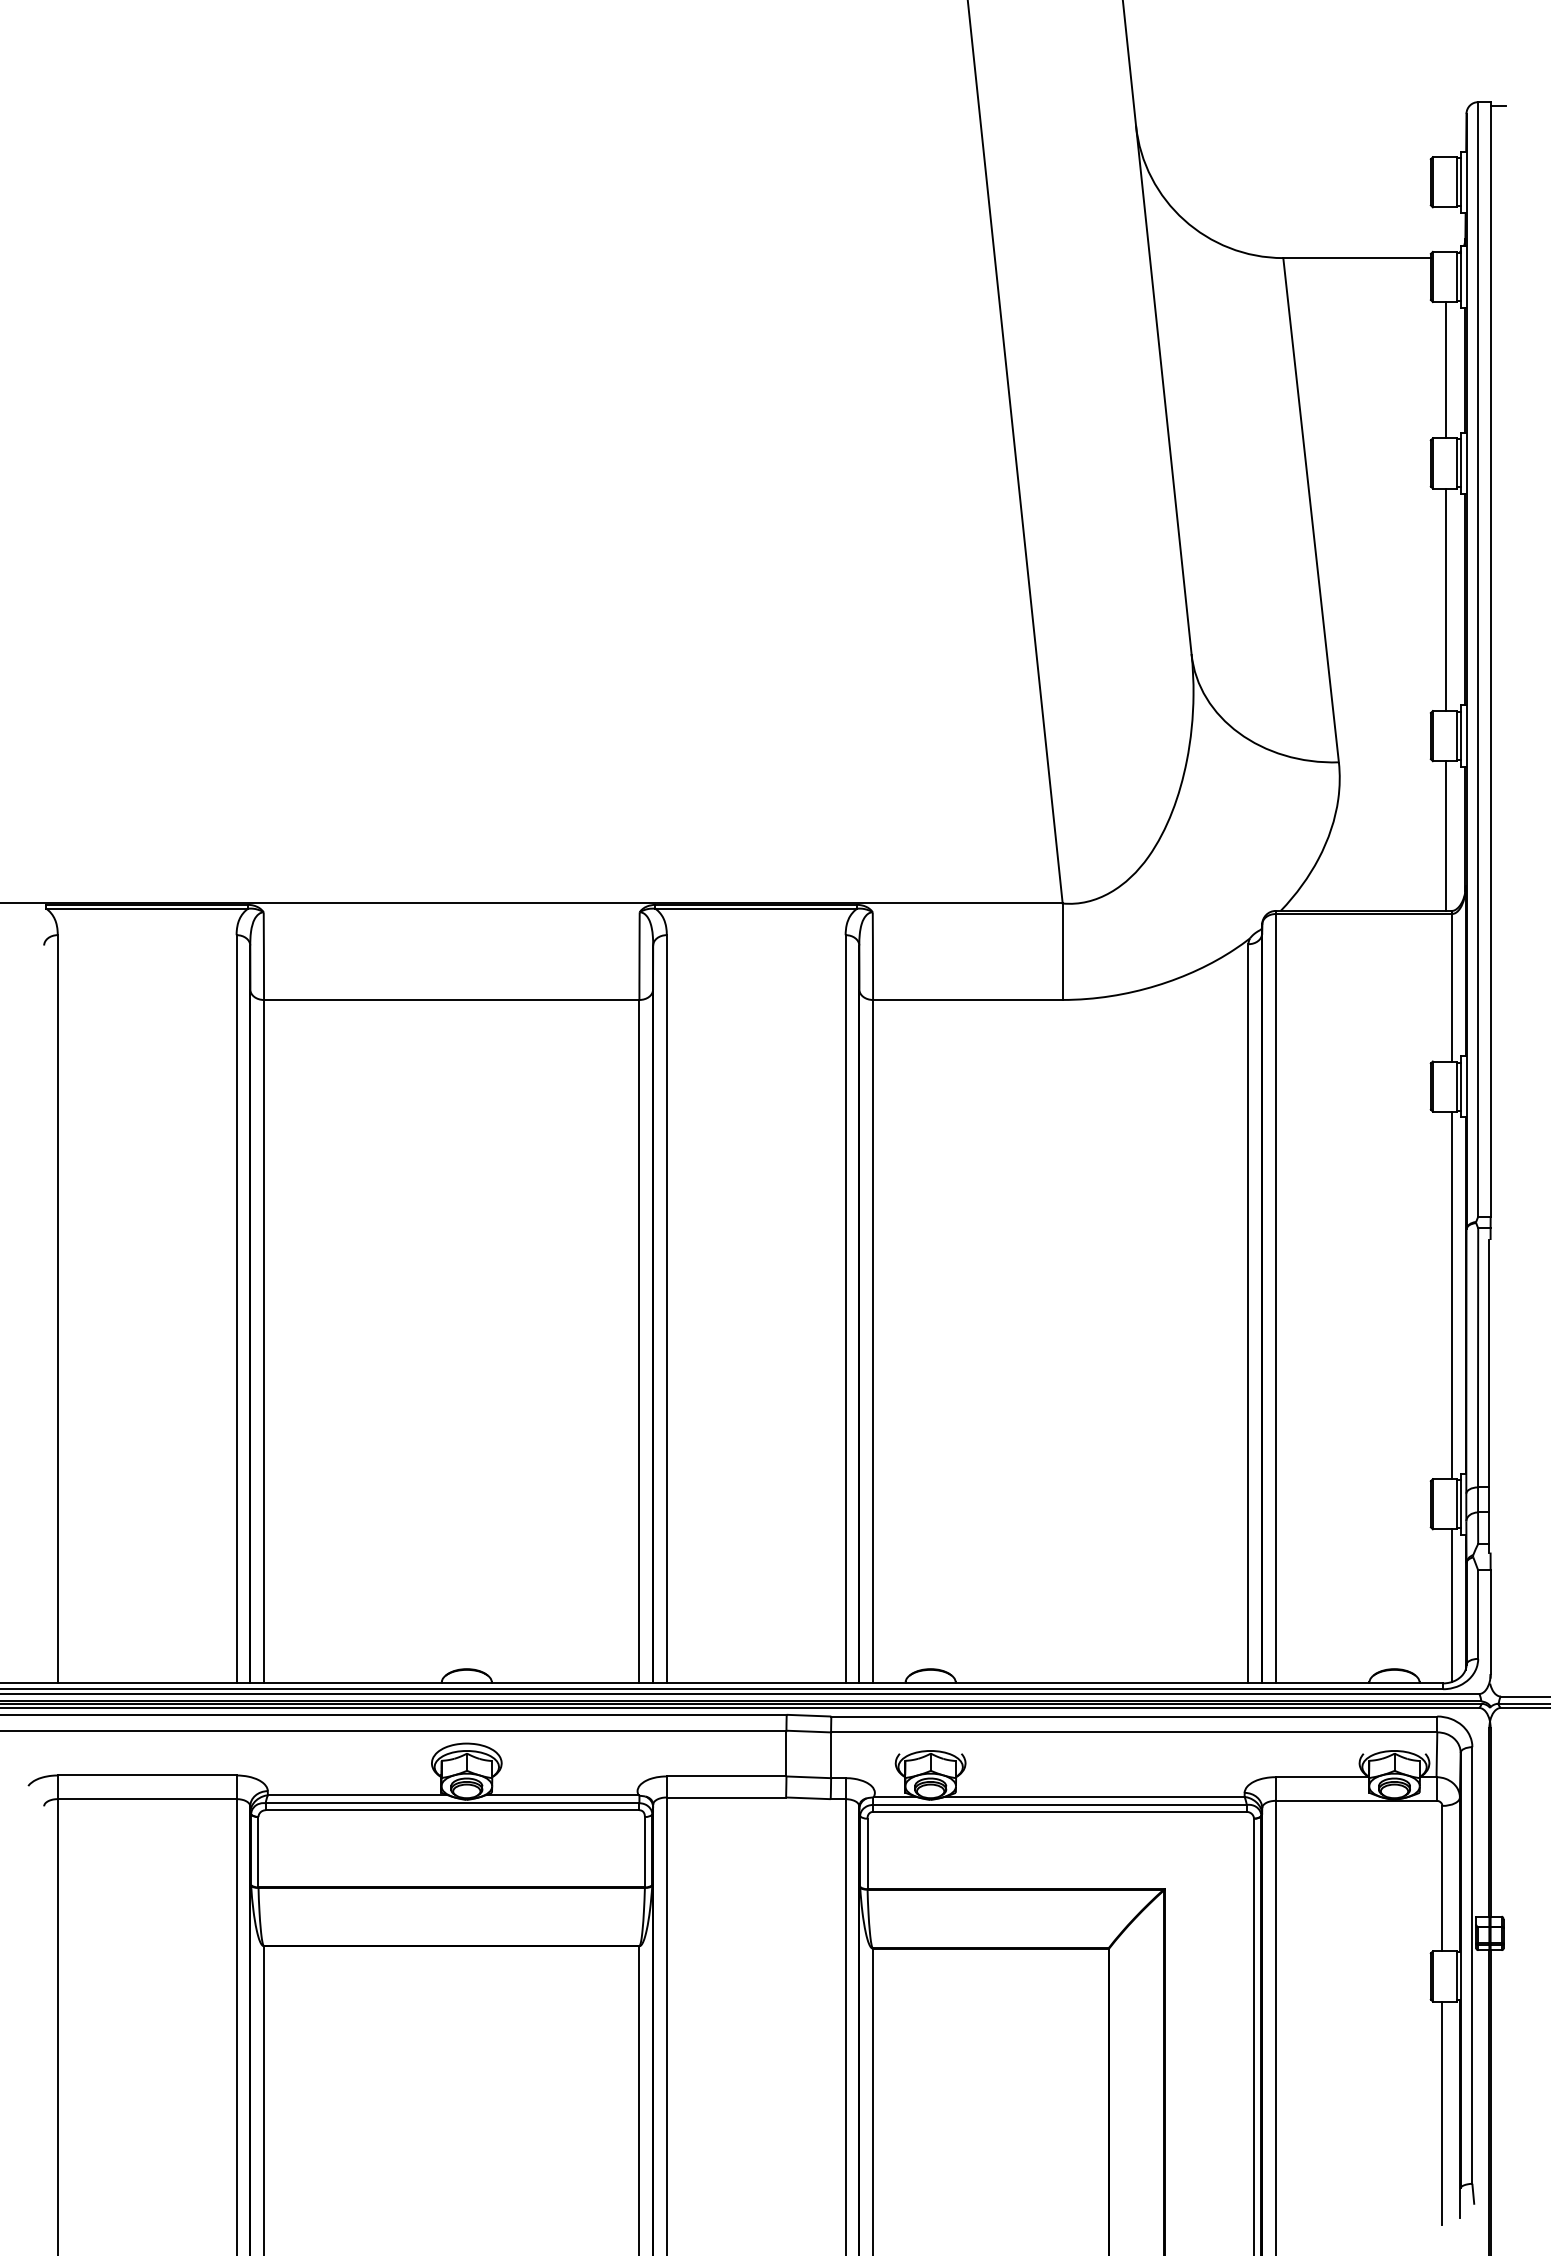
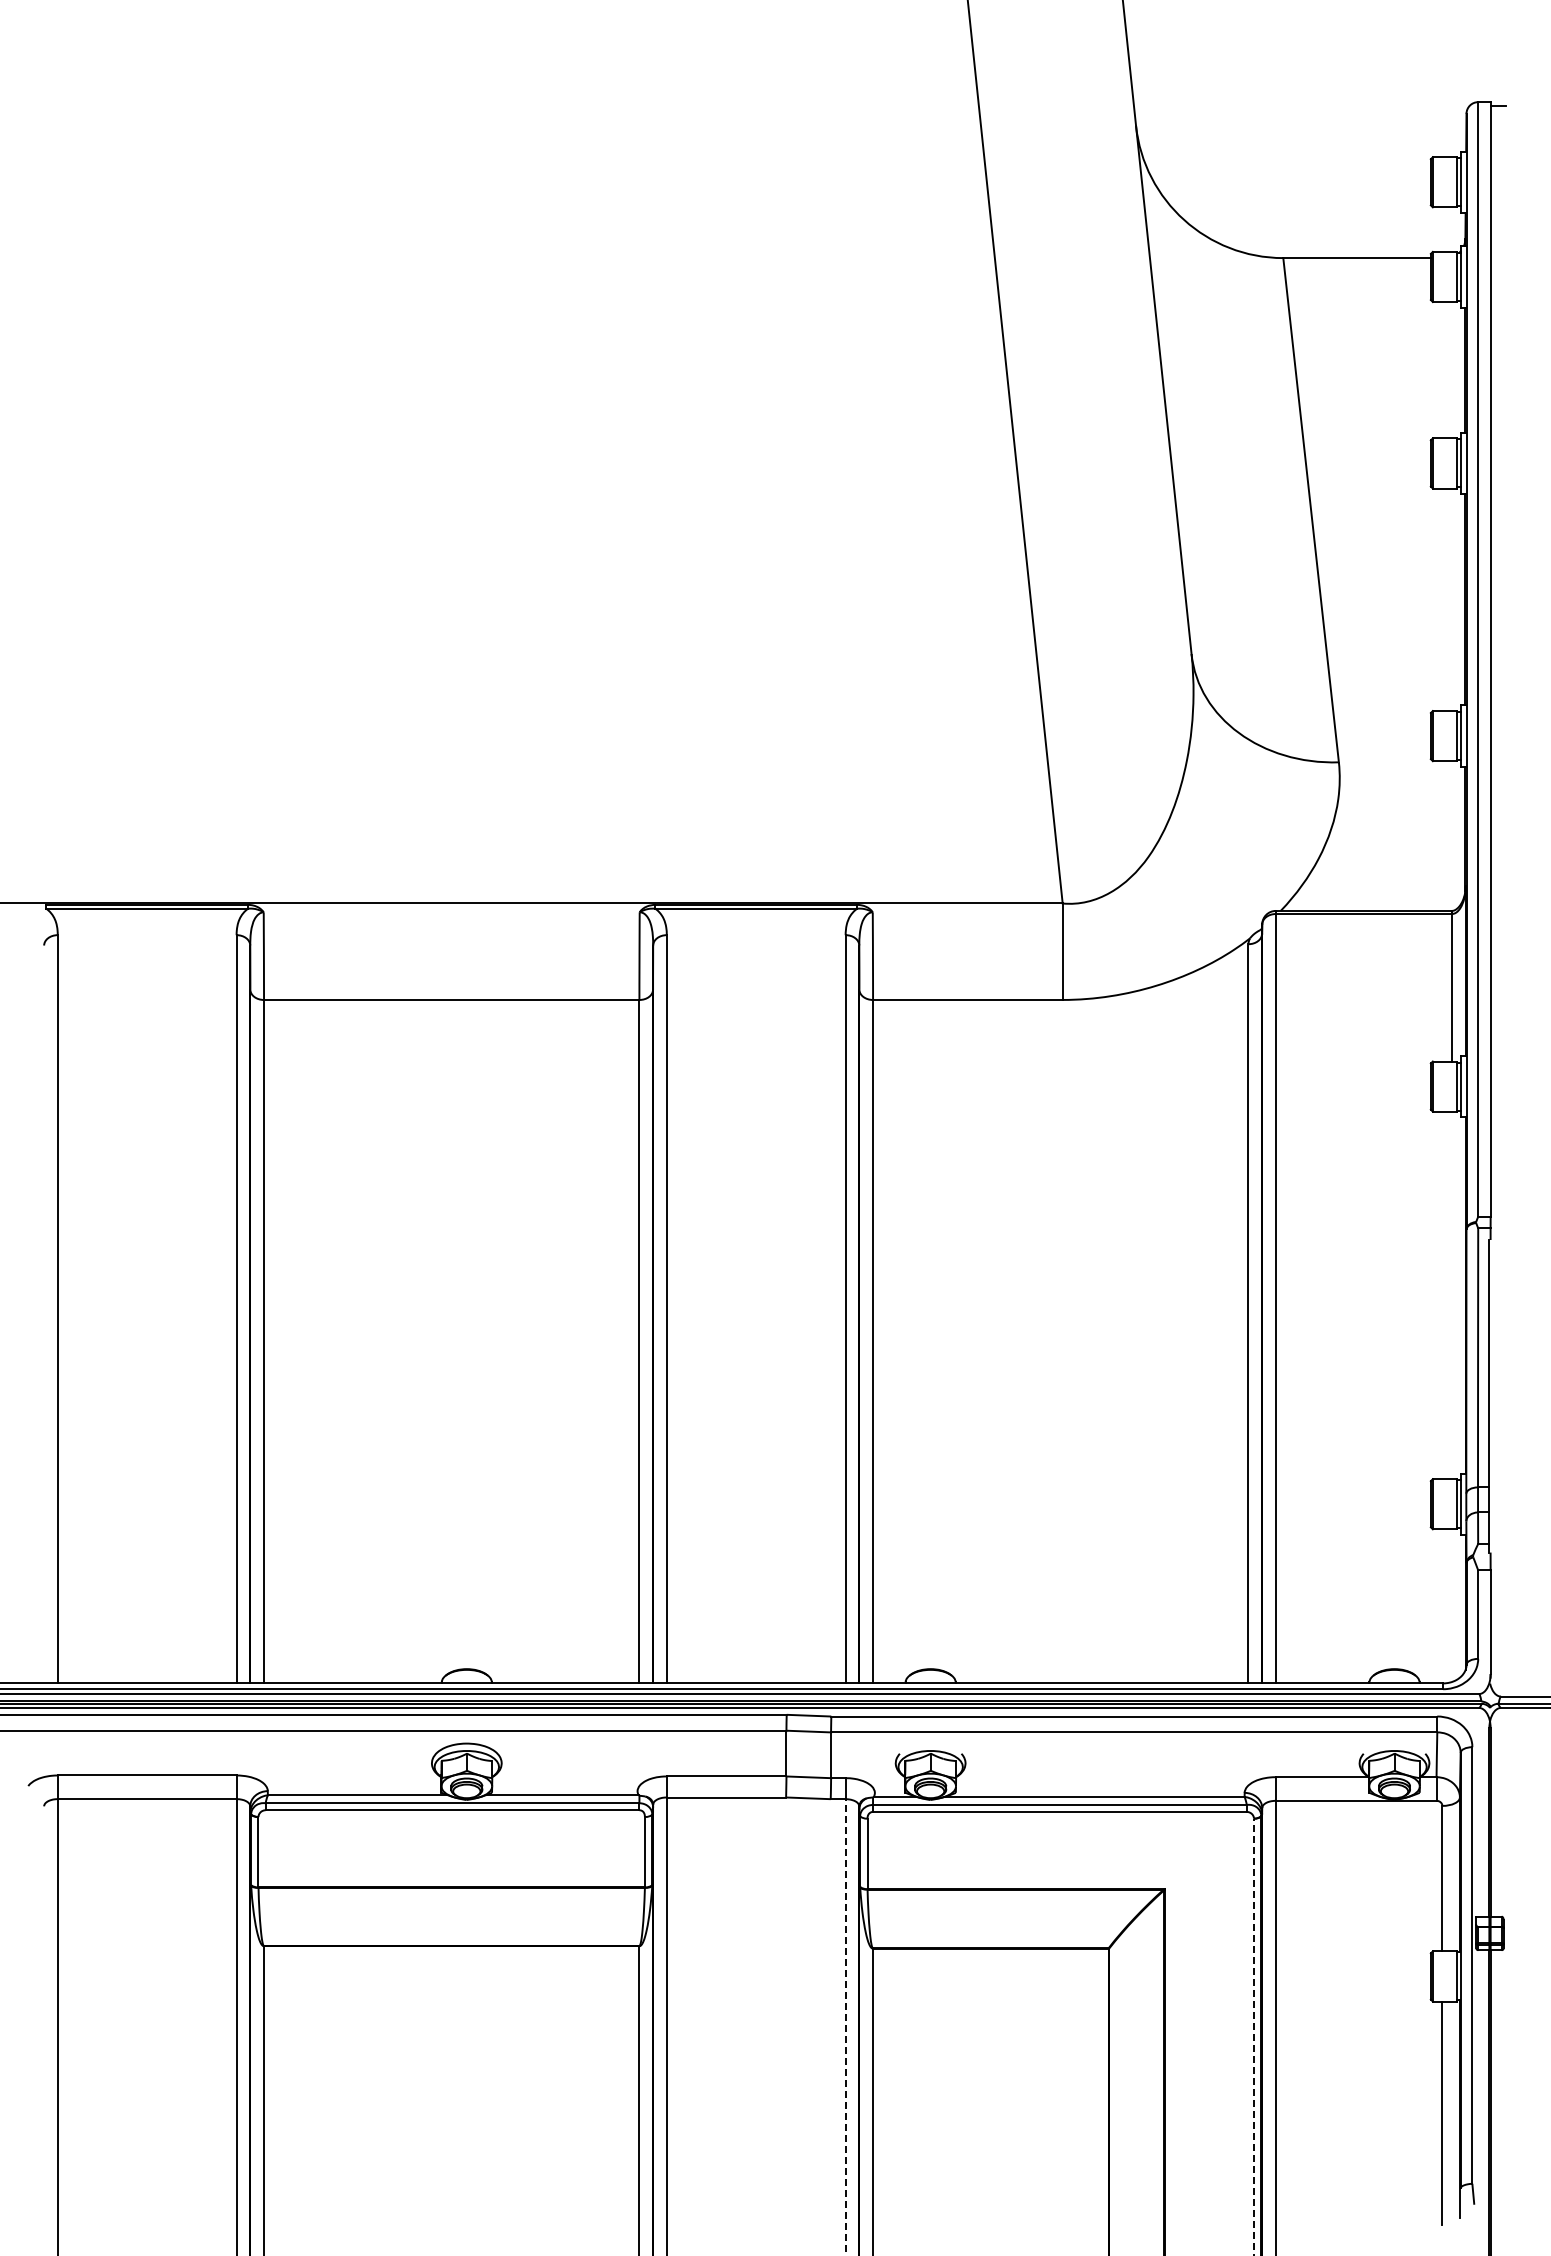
line: present -> none (1445, 370)
line: present -> none (1445, 599)
line: present -> none (1445, 835)
line: present -> none (1452, 1295)
line: present -> none (1452, 1605)
line: solid -> dashed (845, 2027)
line: solid -> dashed (1253, 2036)
